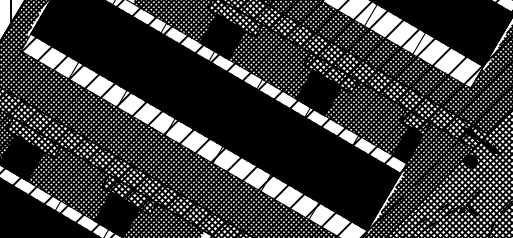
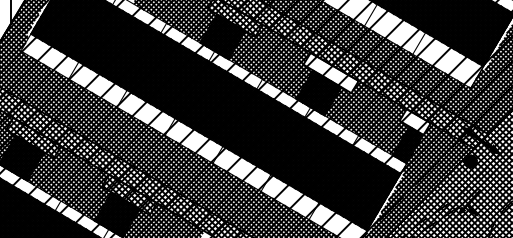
hatch: present -> none (330, 73)
hatch: present -> none (415, 121)
